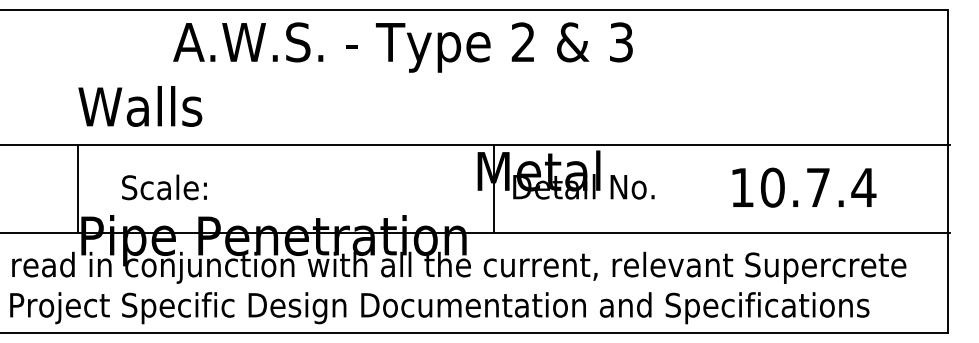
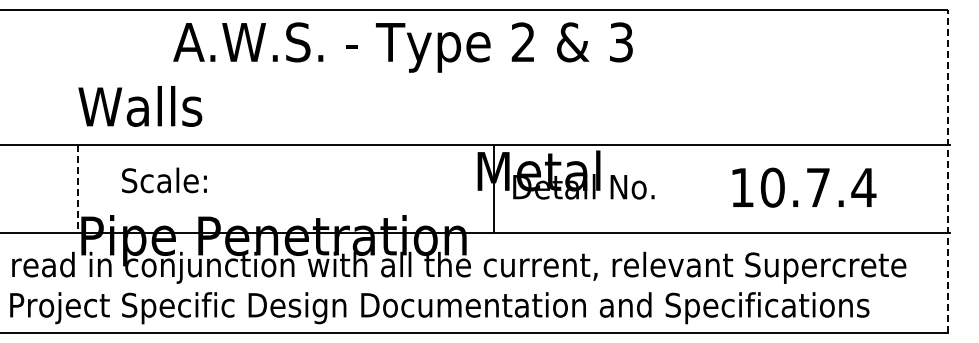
line: solid -> dashed (947, 170)
text position: (164, 187) -> (164, 180) (164, 180)
line: solid -> dashed (77, 189)
